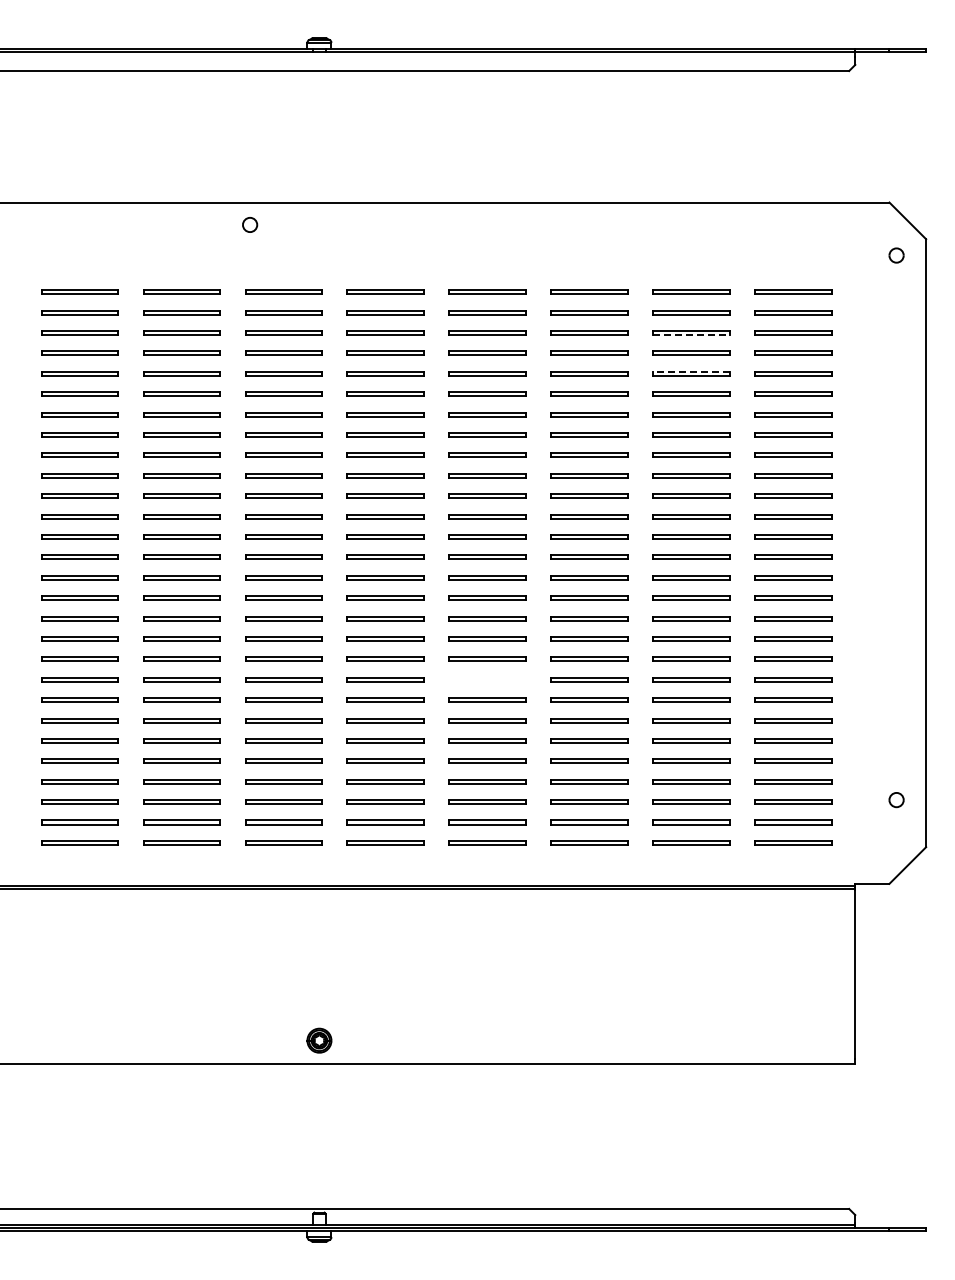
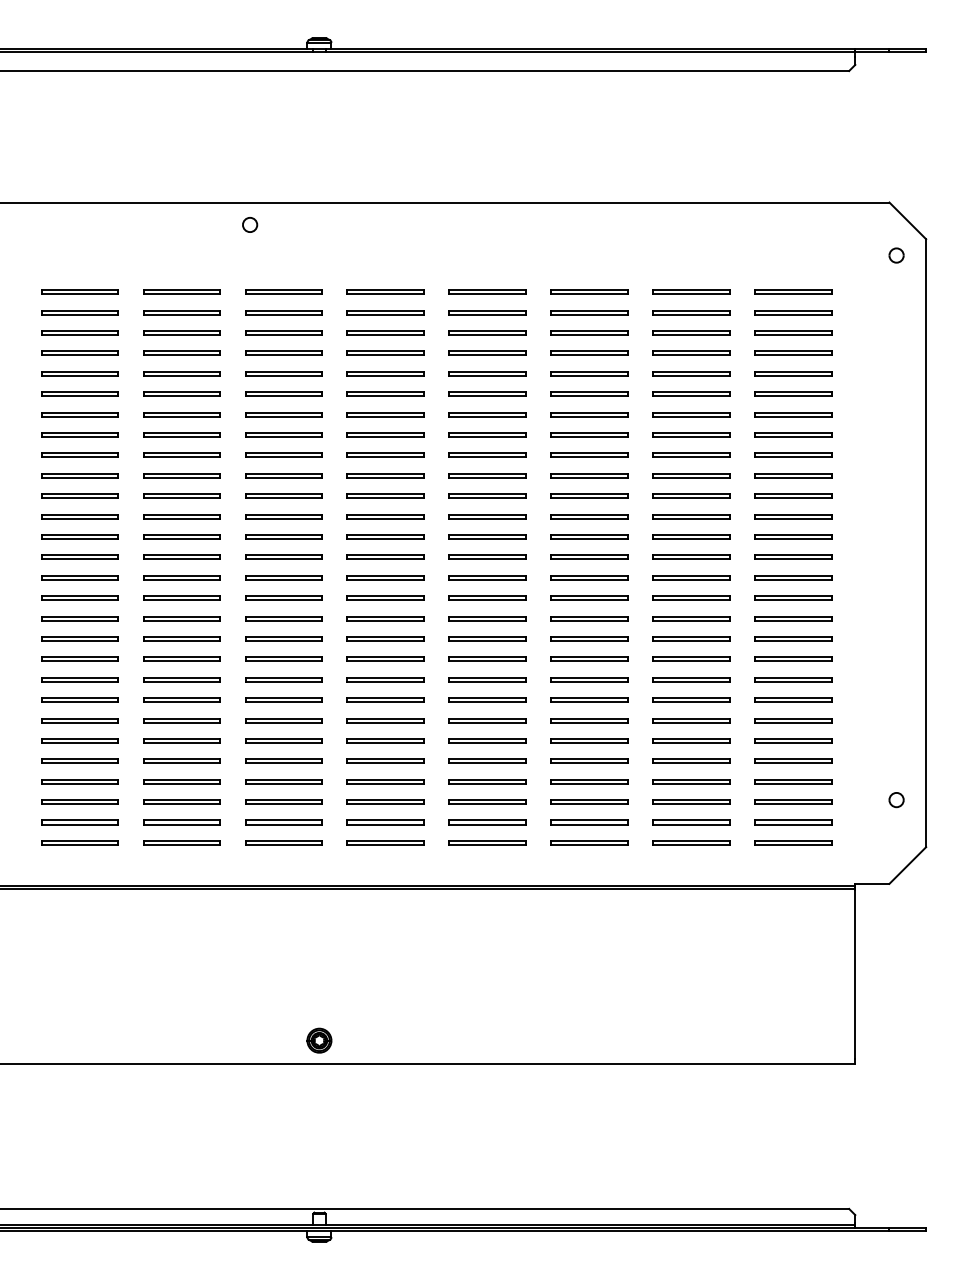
line: dashed -> solid (692, 335)
line: dashed -> solid (691, 371)
part: none -> present (487, 679)
